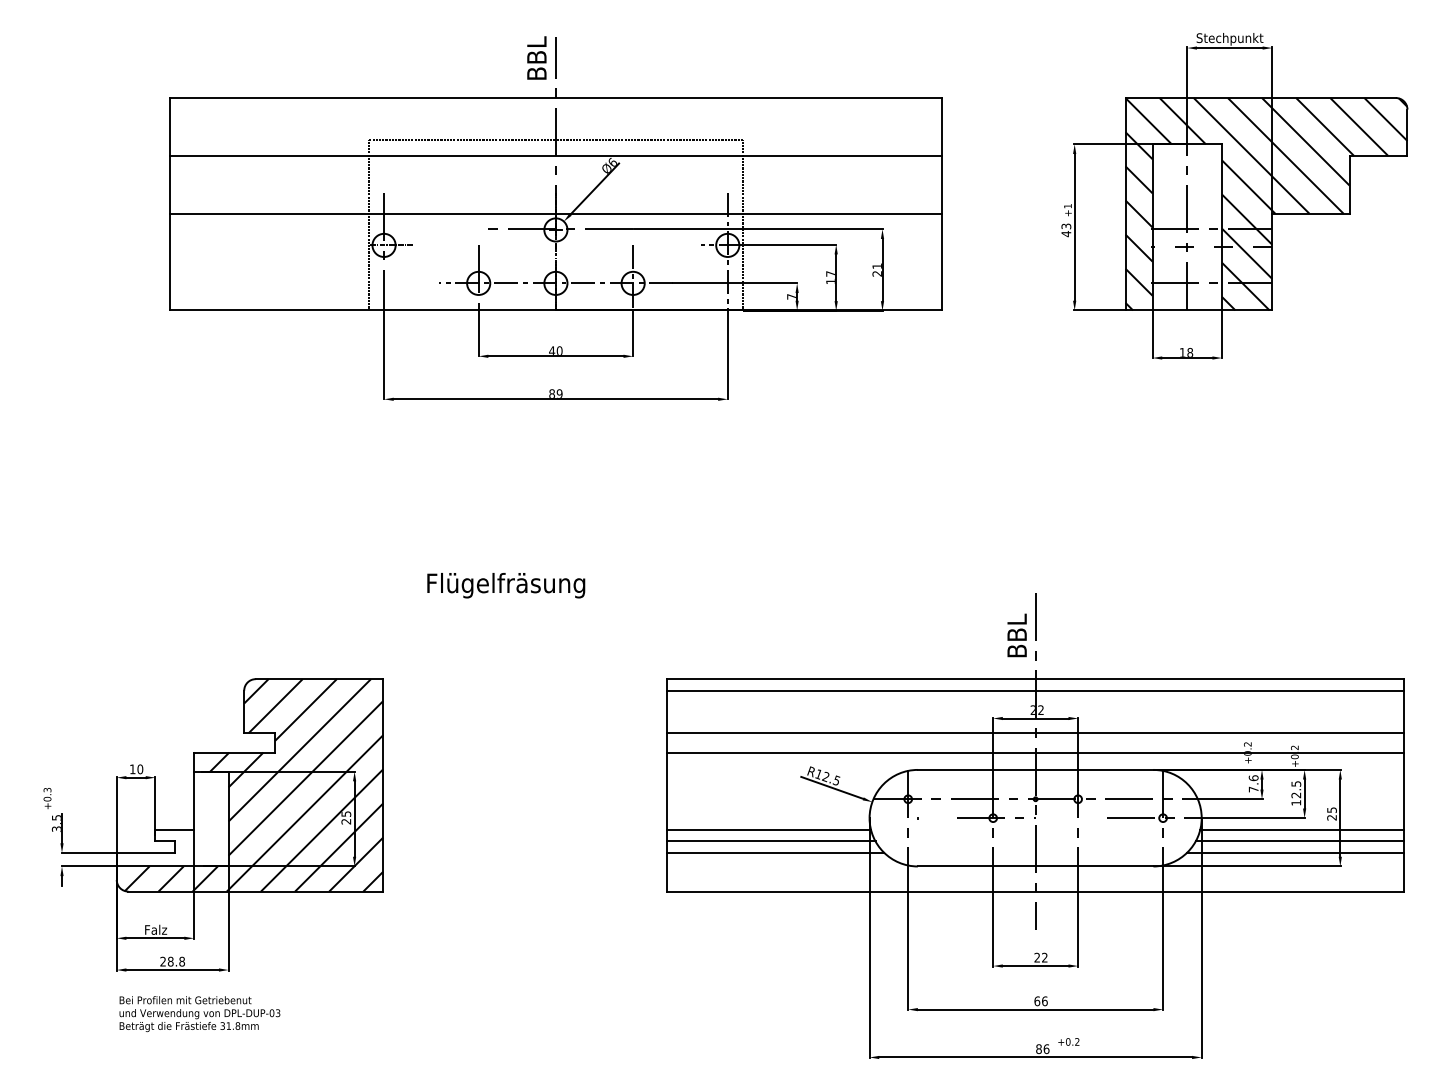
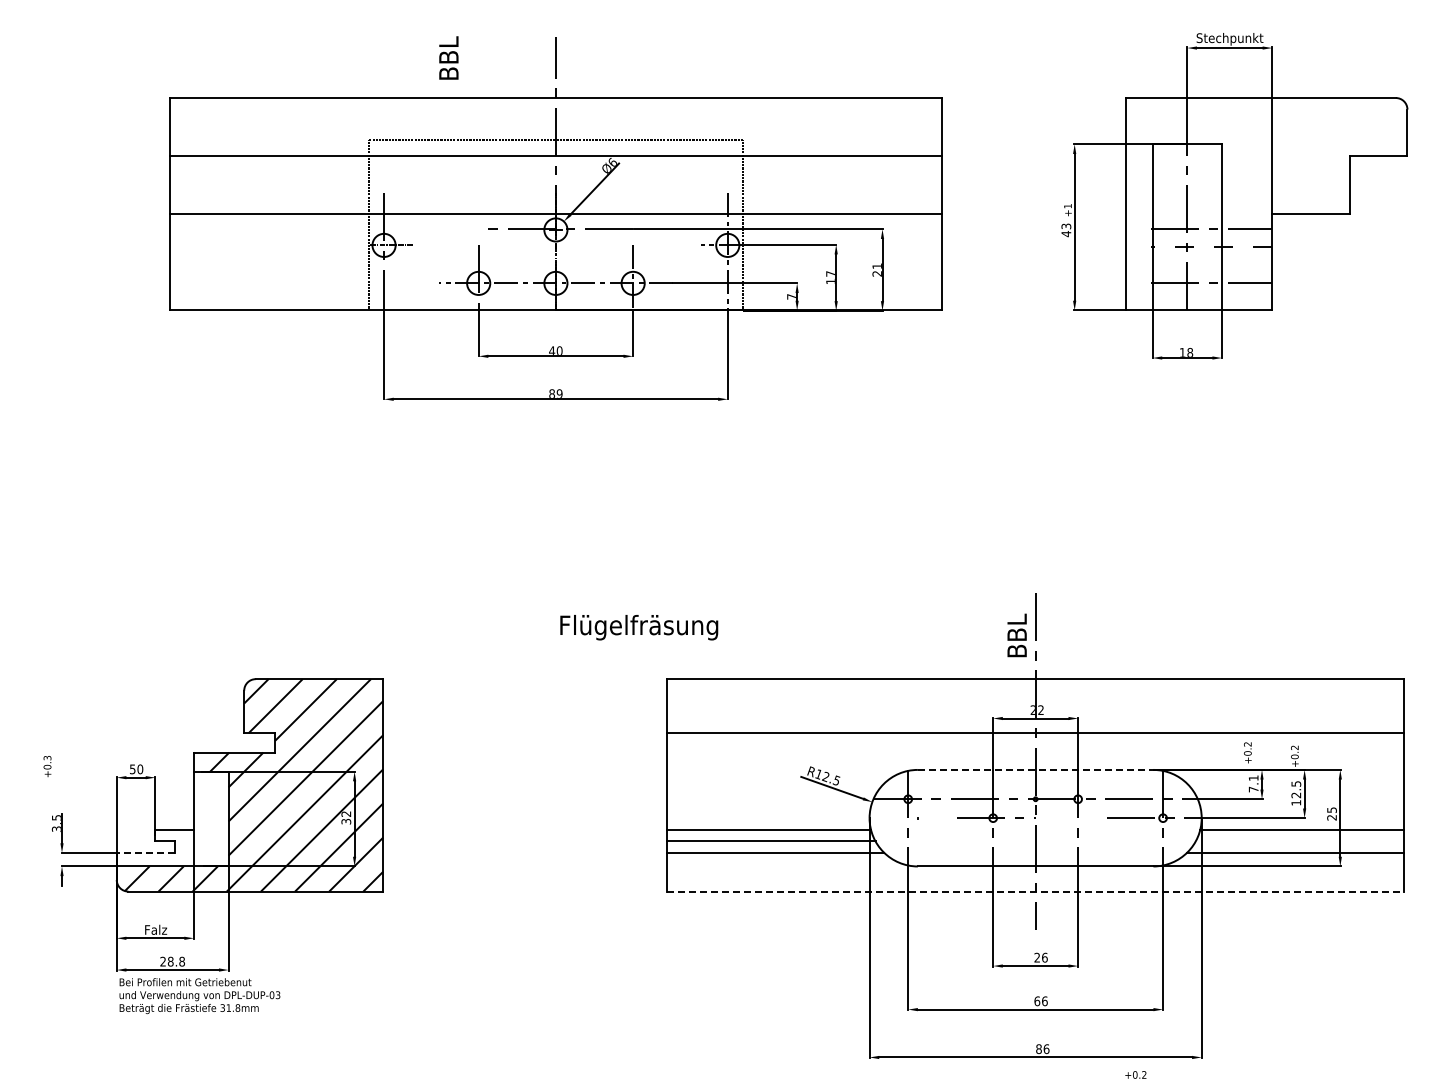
text position: (536, 57) -> (448, 57) (448, 57)
hatch: present -> none (1266, 204)
text position: (506, 585) -> (639, 627) (639, 627)
line: present -> none (1035, 690)
line: present -> none (1035, 752)
text: 10 -> 50 (132, 769)
line: solid -> dashed (1035, 769)
text: 7.6 -> 7.1 (1253, 778)
text position: (47, 798) -> (47, 766) (47, 766)
text: 25 -> 32 (346, 817)
line: present -> none (1299, 841)
line: solid -> dashed (145, 852)
line: solid -> dashed (1036, 891)
text: 22 -> 26 (1044, 957)
text position: (199, 1014) -> (199, 996) (199, 996)
text position: (1068, 1041) -> (1135, 1074) (1135, 1074)
